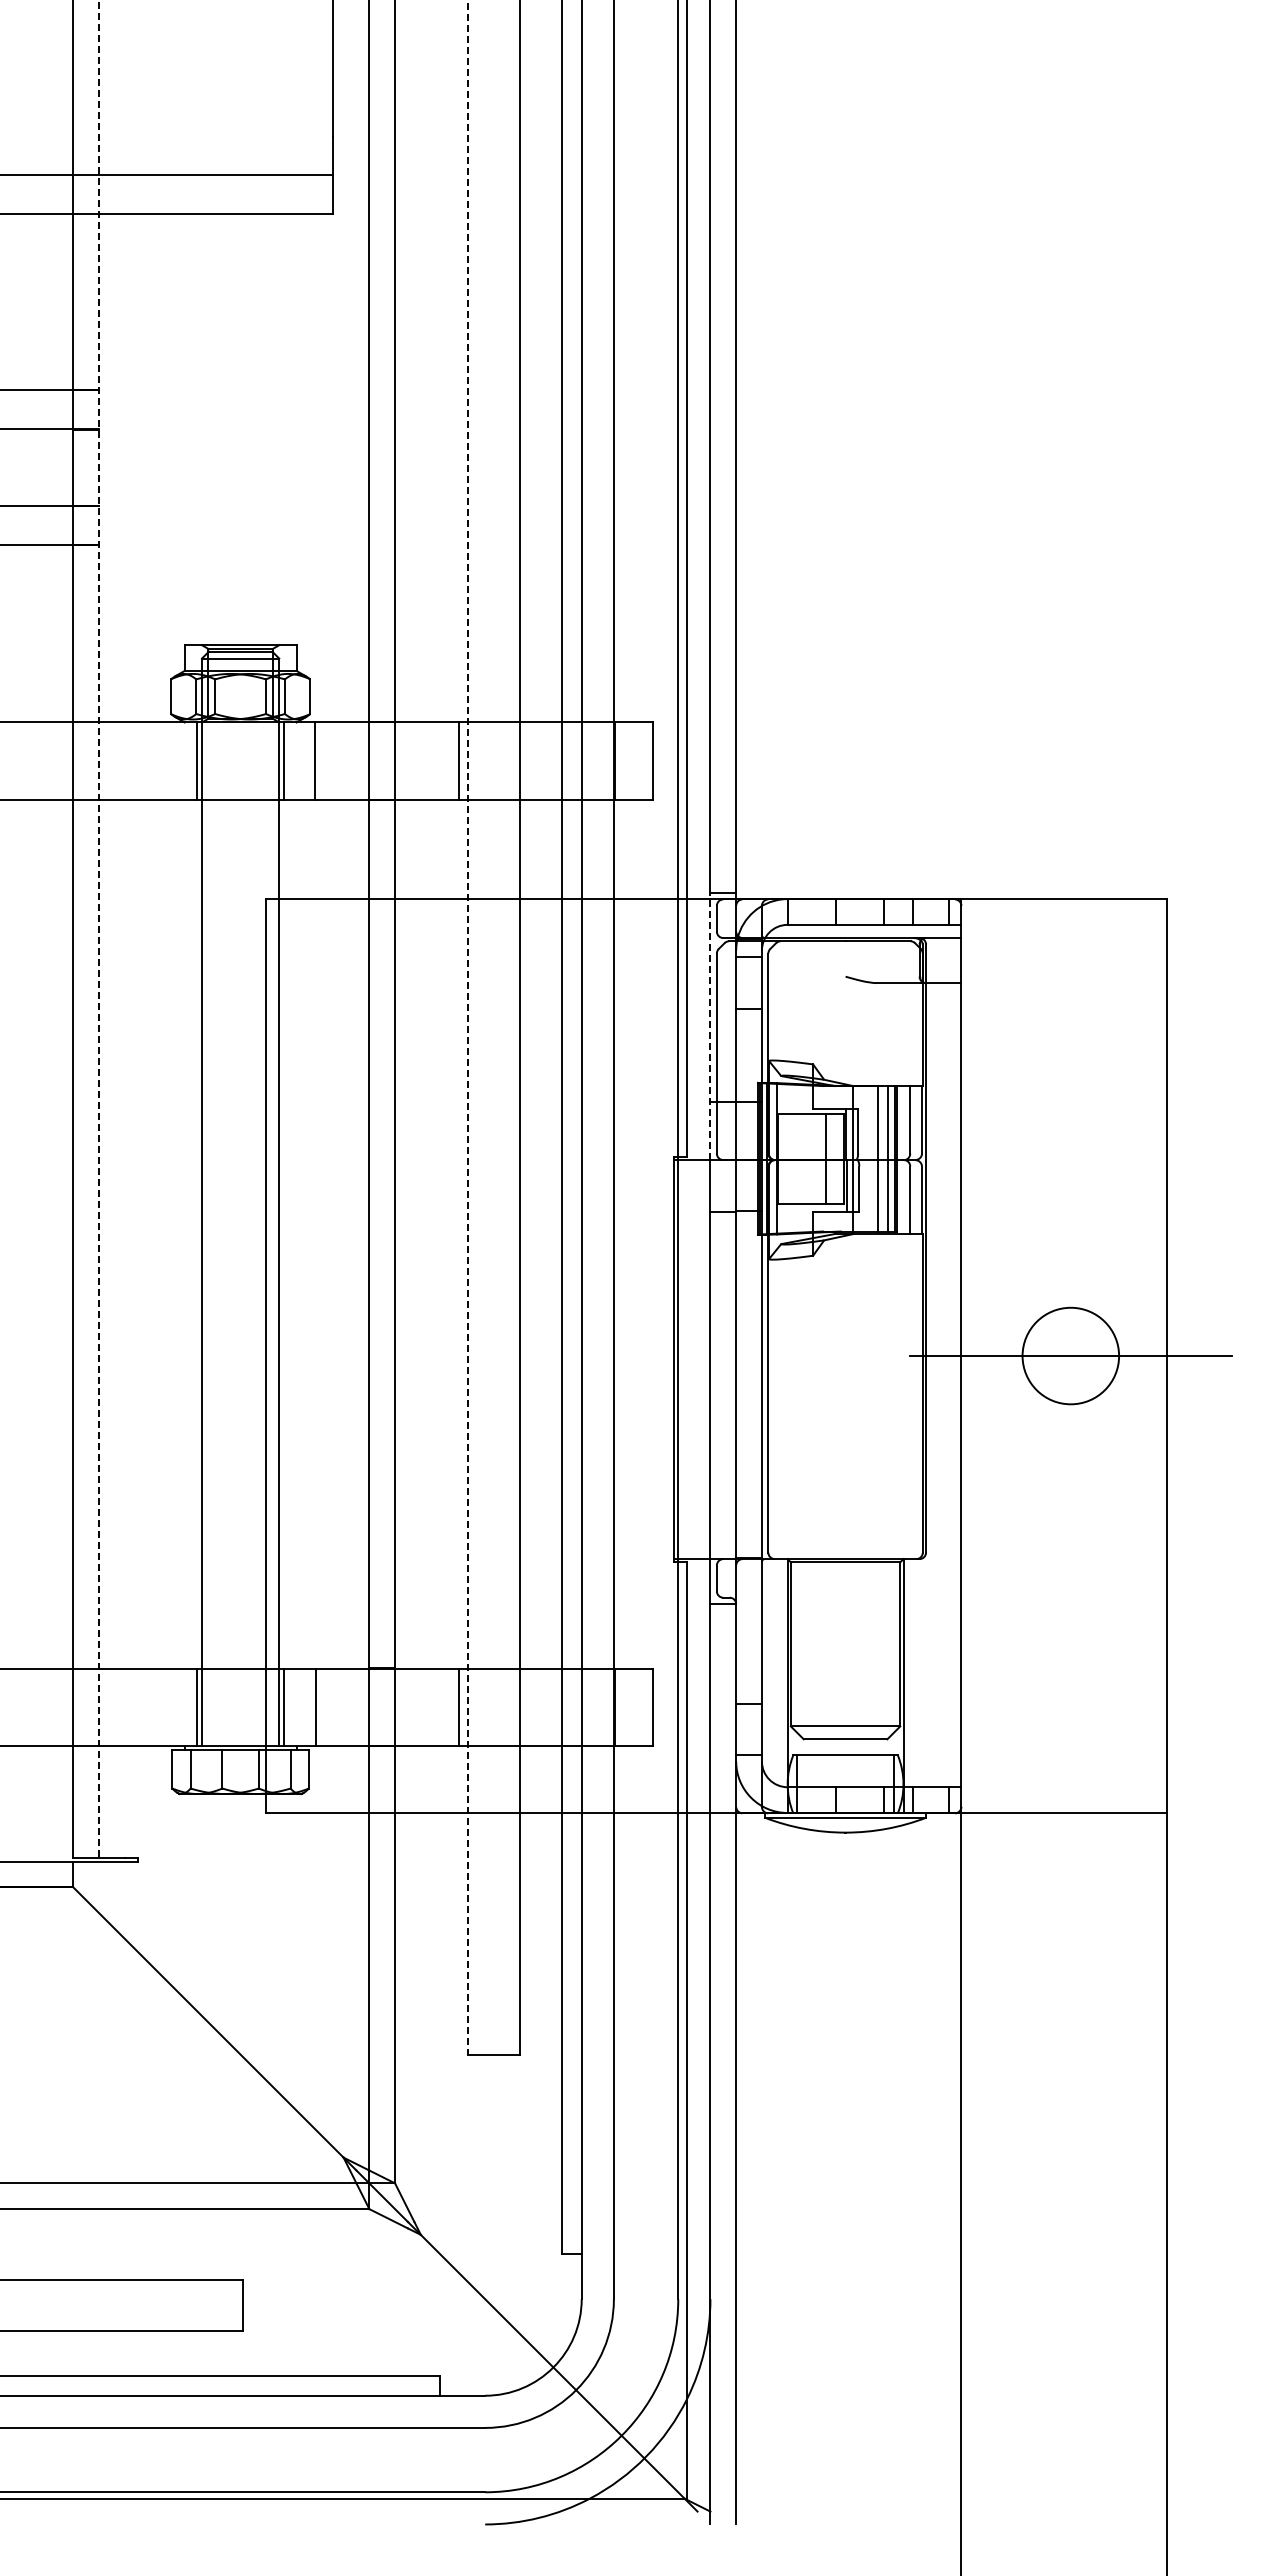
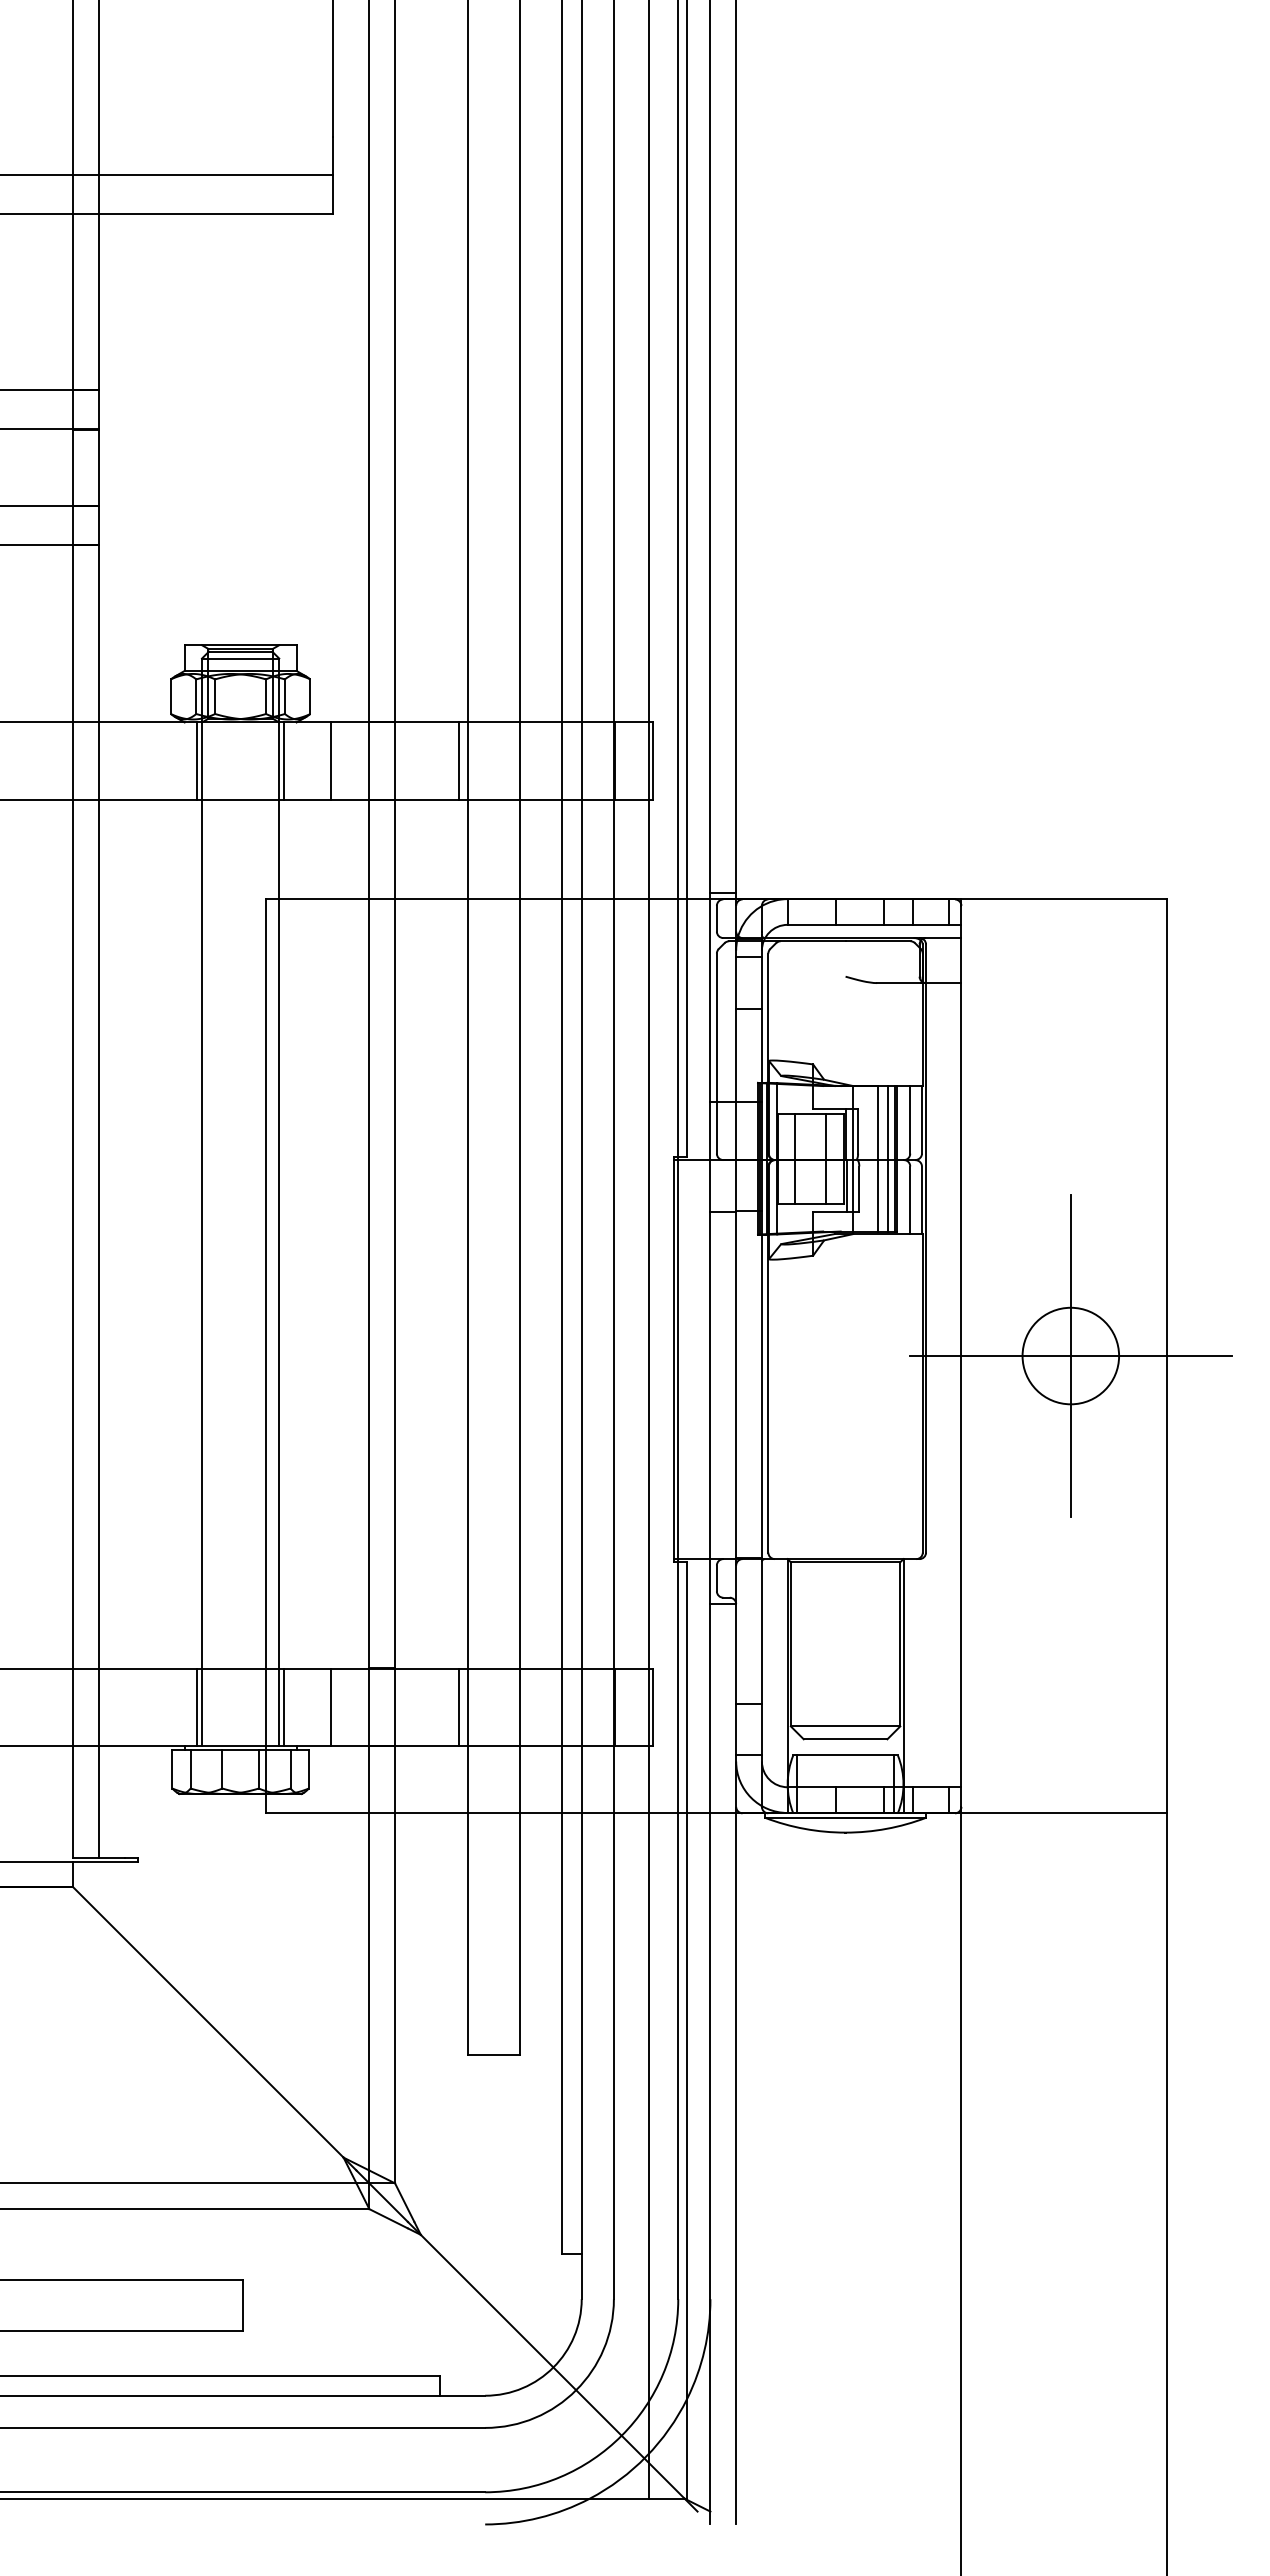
line position: (314, 760) -> (330, 760) (330, 760)
line: dashed -> solid (99, 930)
line: dashed -> solid (710, 1026)
line: dashed -> solid (468, 1027)
line: none -> present (795, 1158)
line: none -> present (648, 1250)
line: none -> present (1070, 1355)
line position: (315, 1706) -> (330, 1706) (330, 1706)
